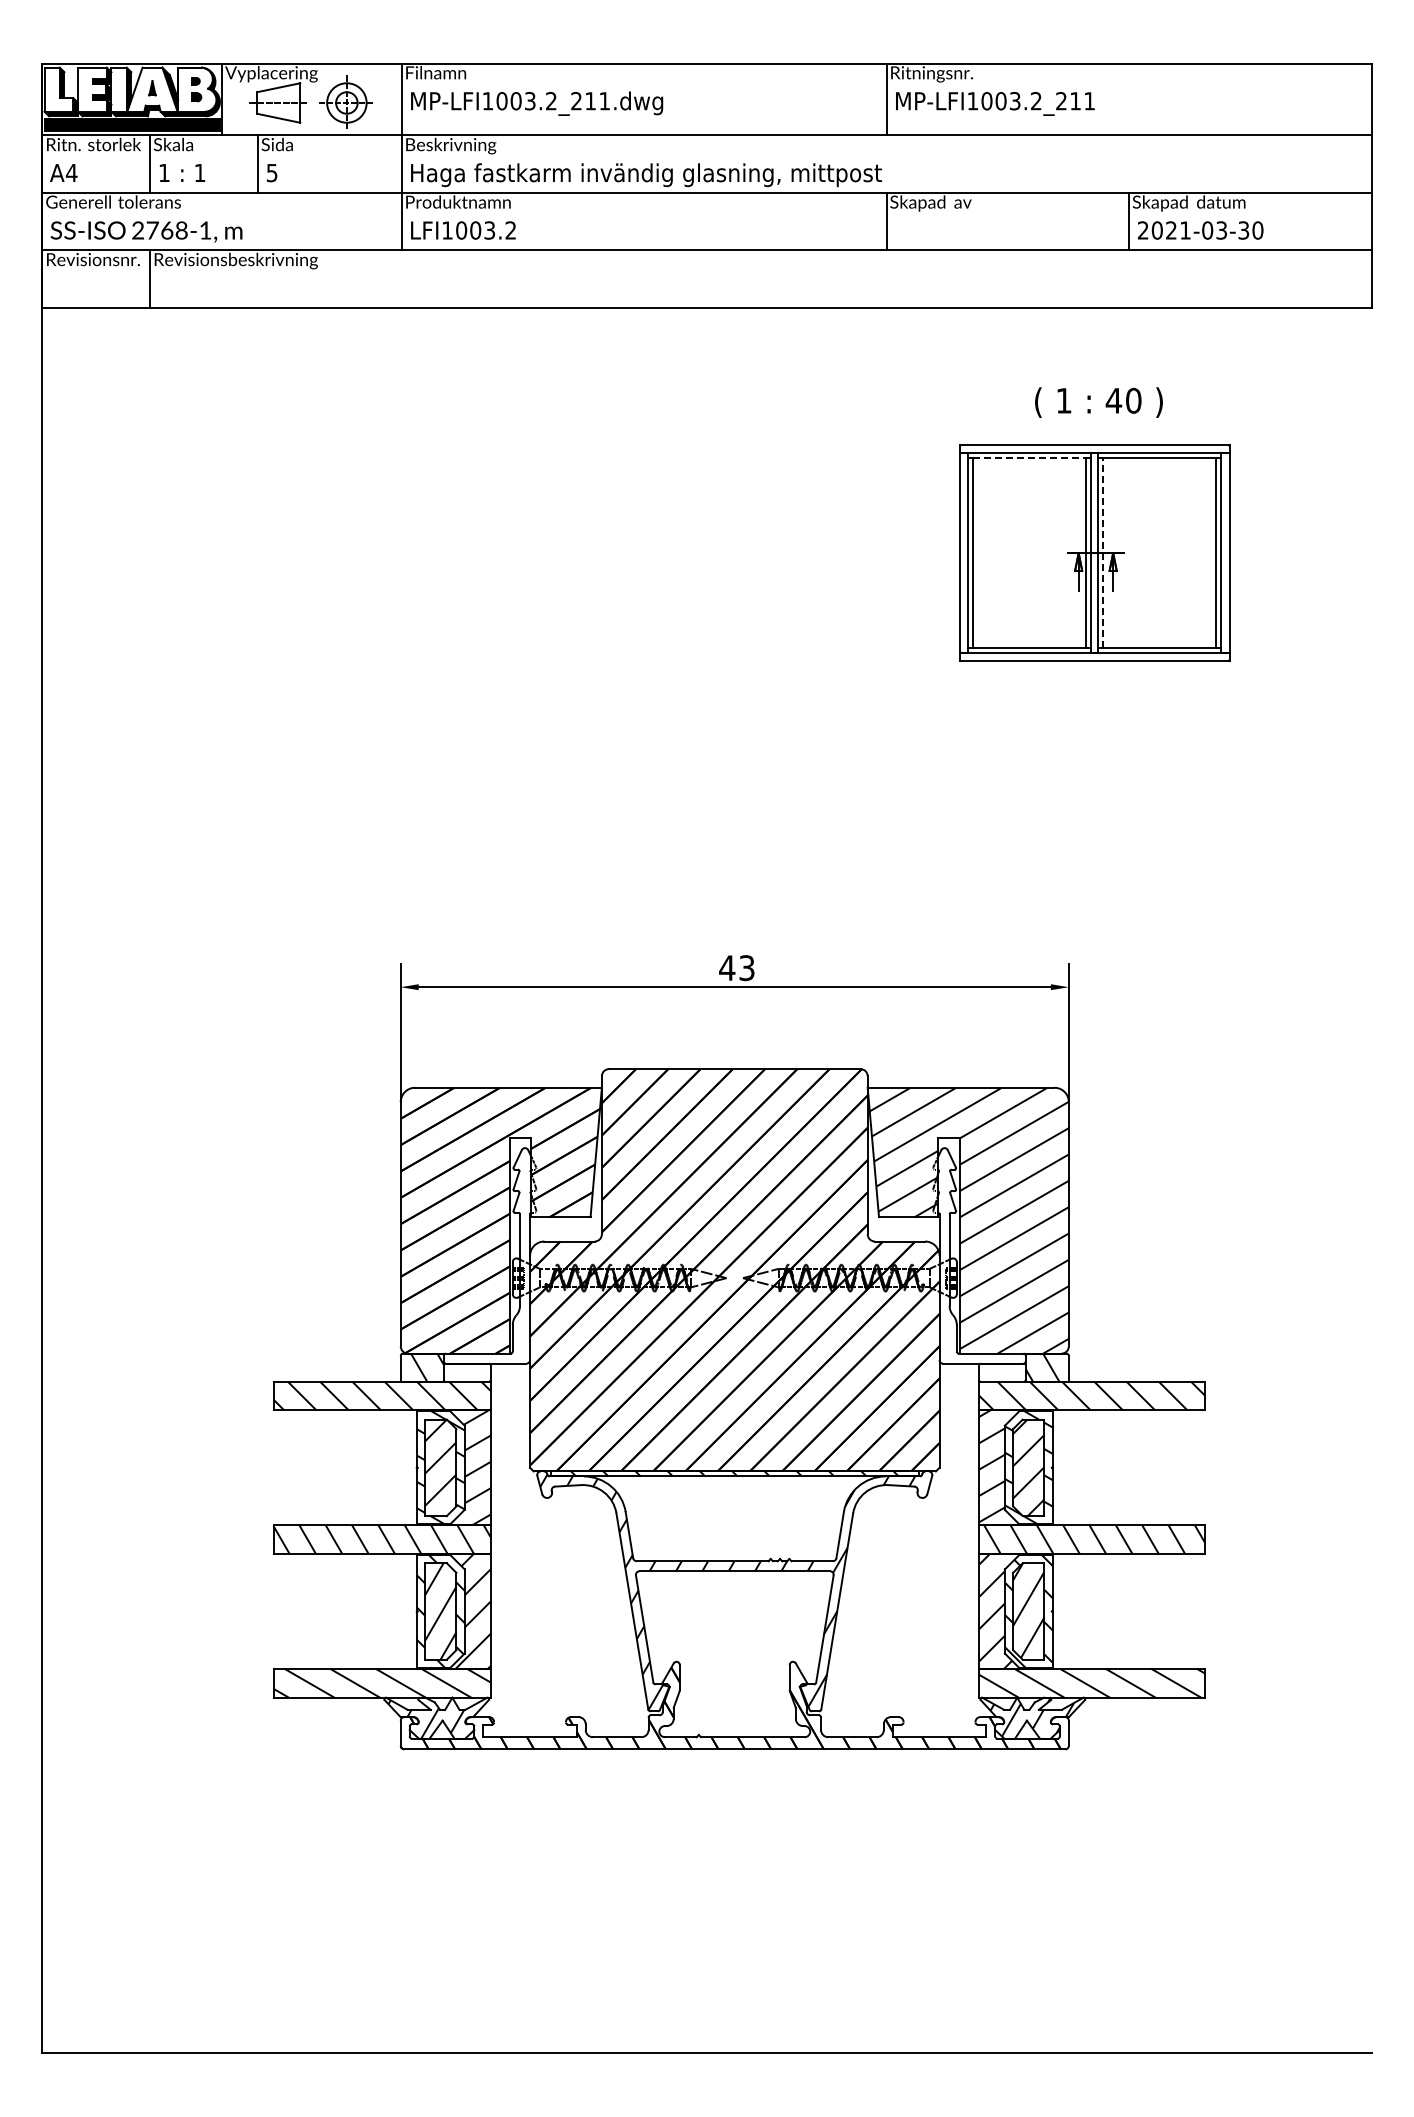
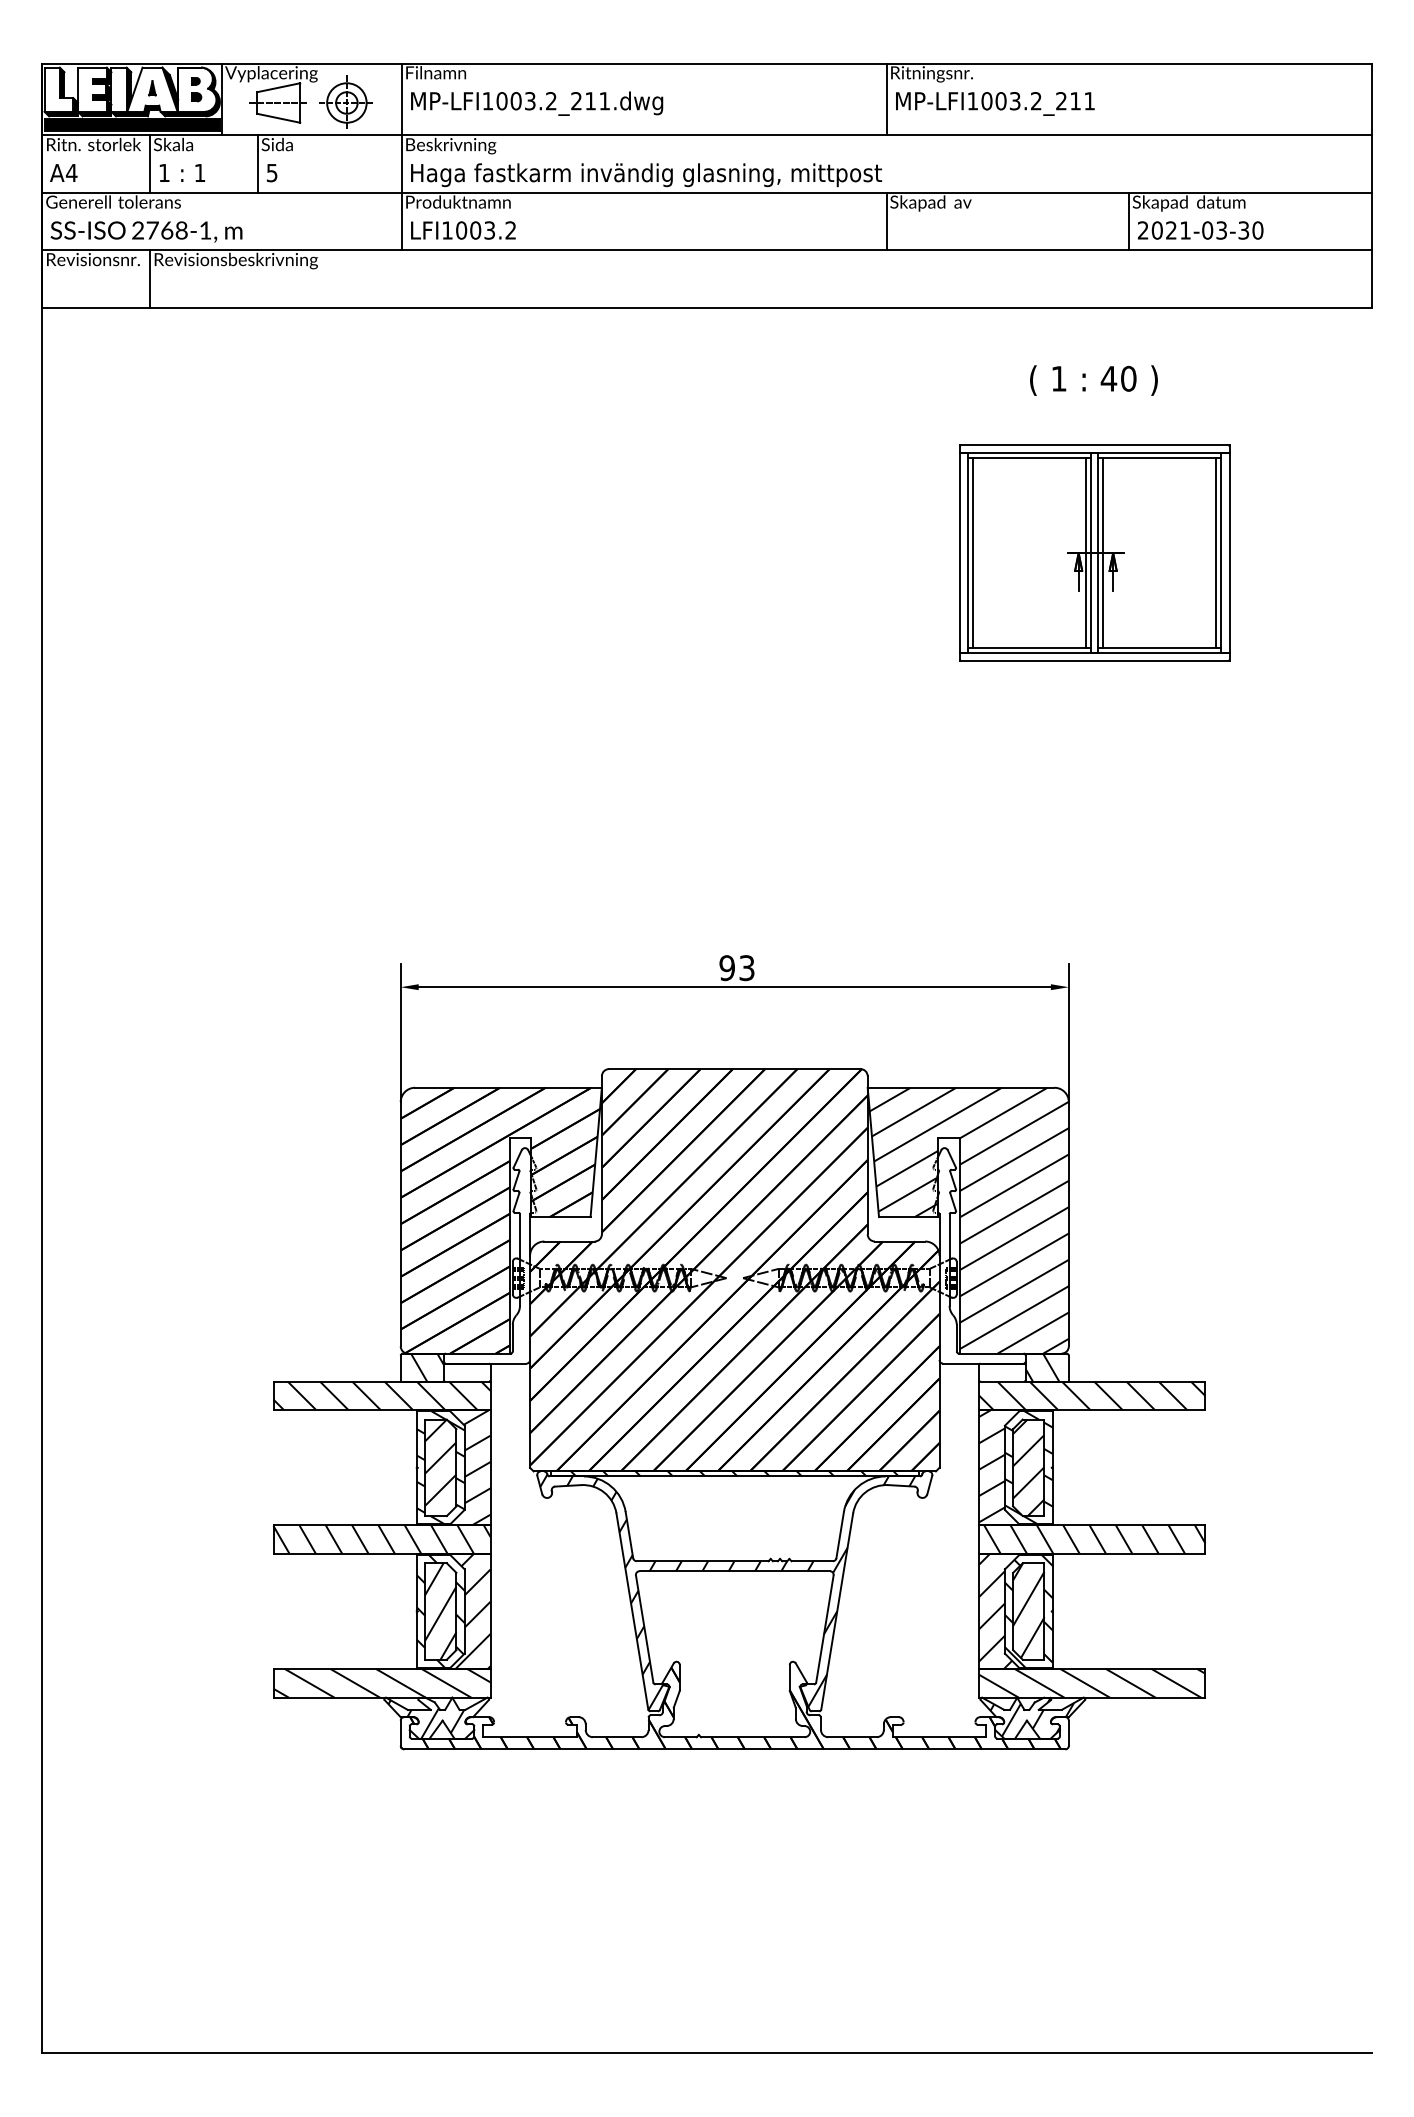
text position: (1098, 402) -> (1093, 380) (1093, 380)
line: dashed -> solid (1029, 458)
line: dashed -> solid (1103, 553)
text: 43 -> 93 (727, 968)
